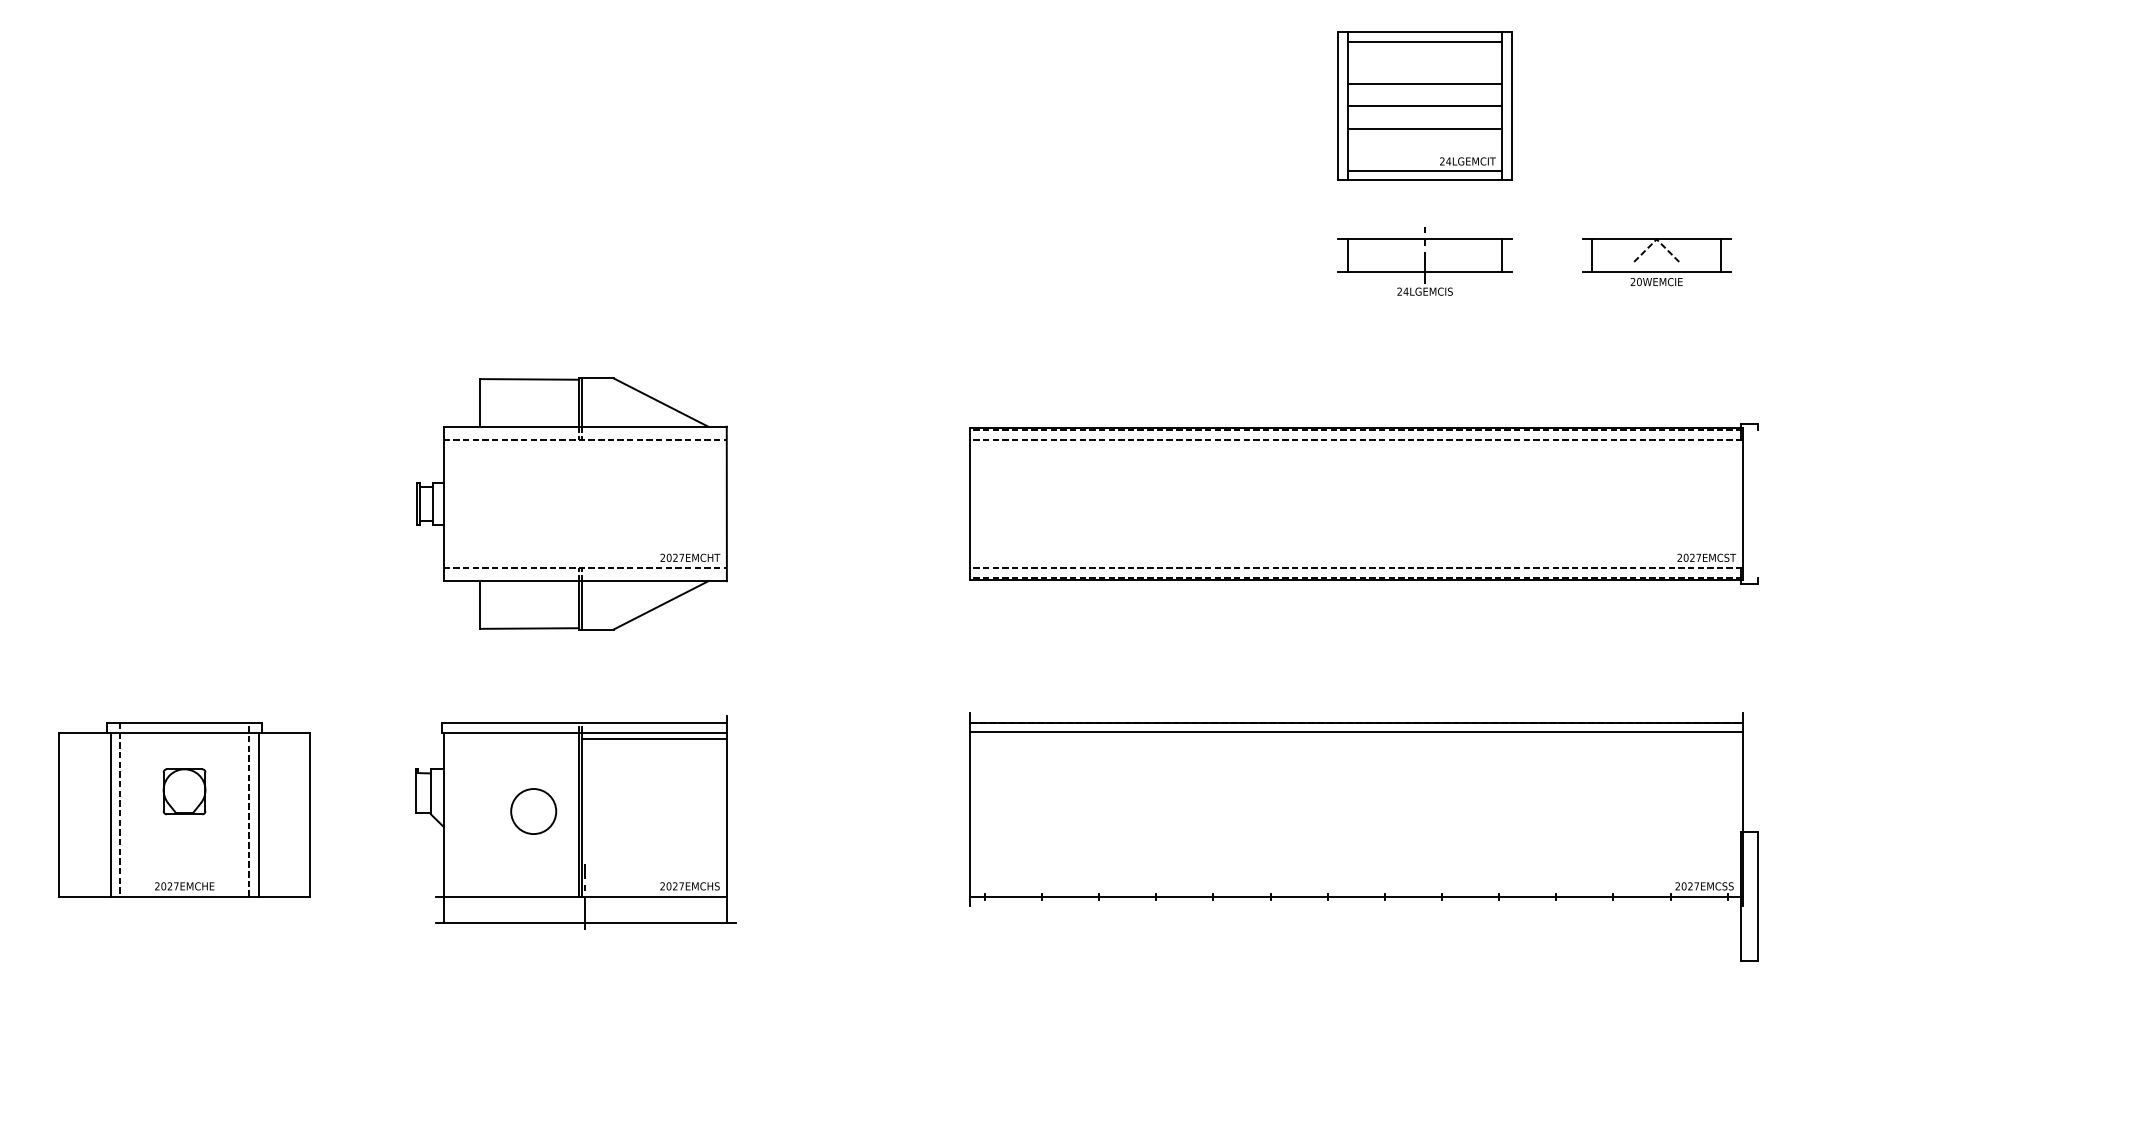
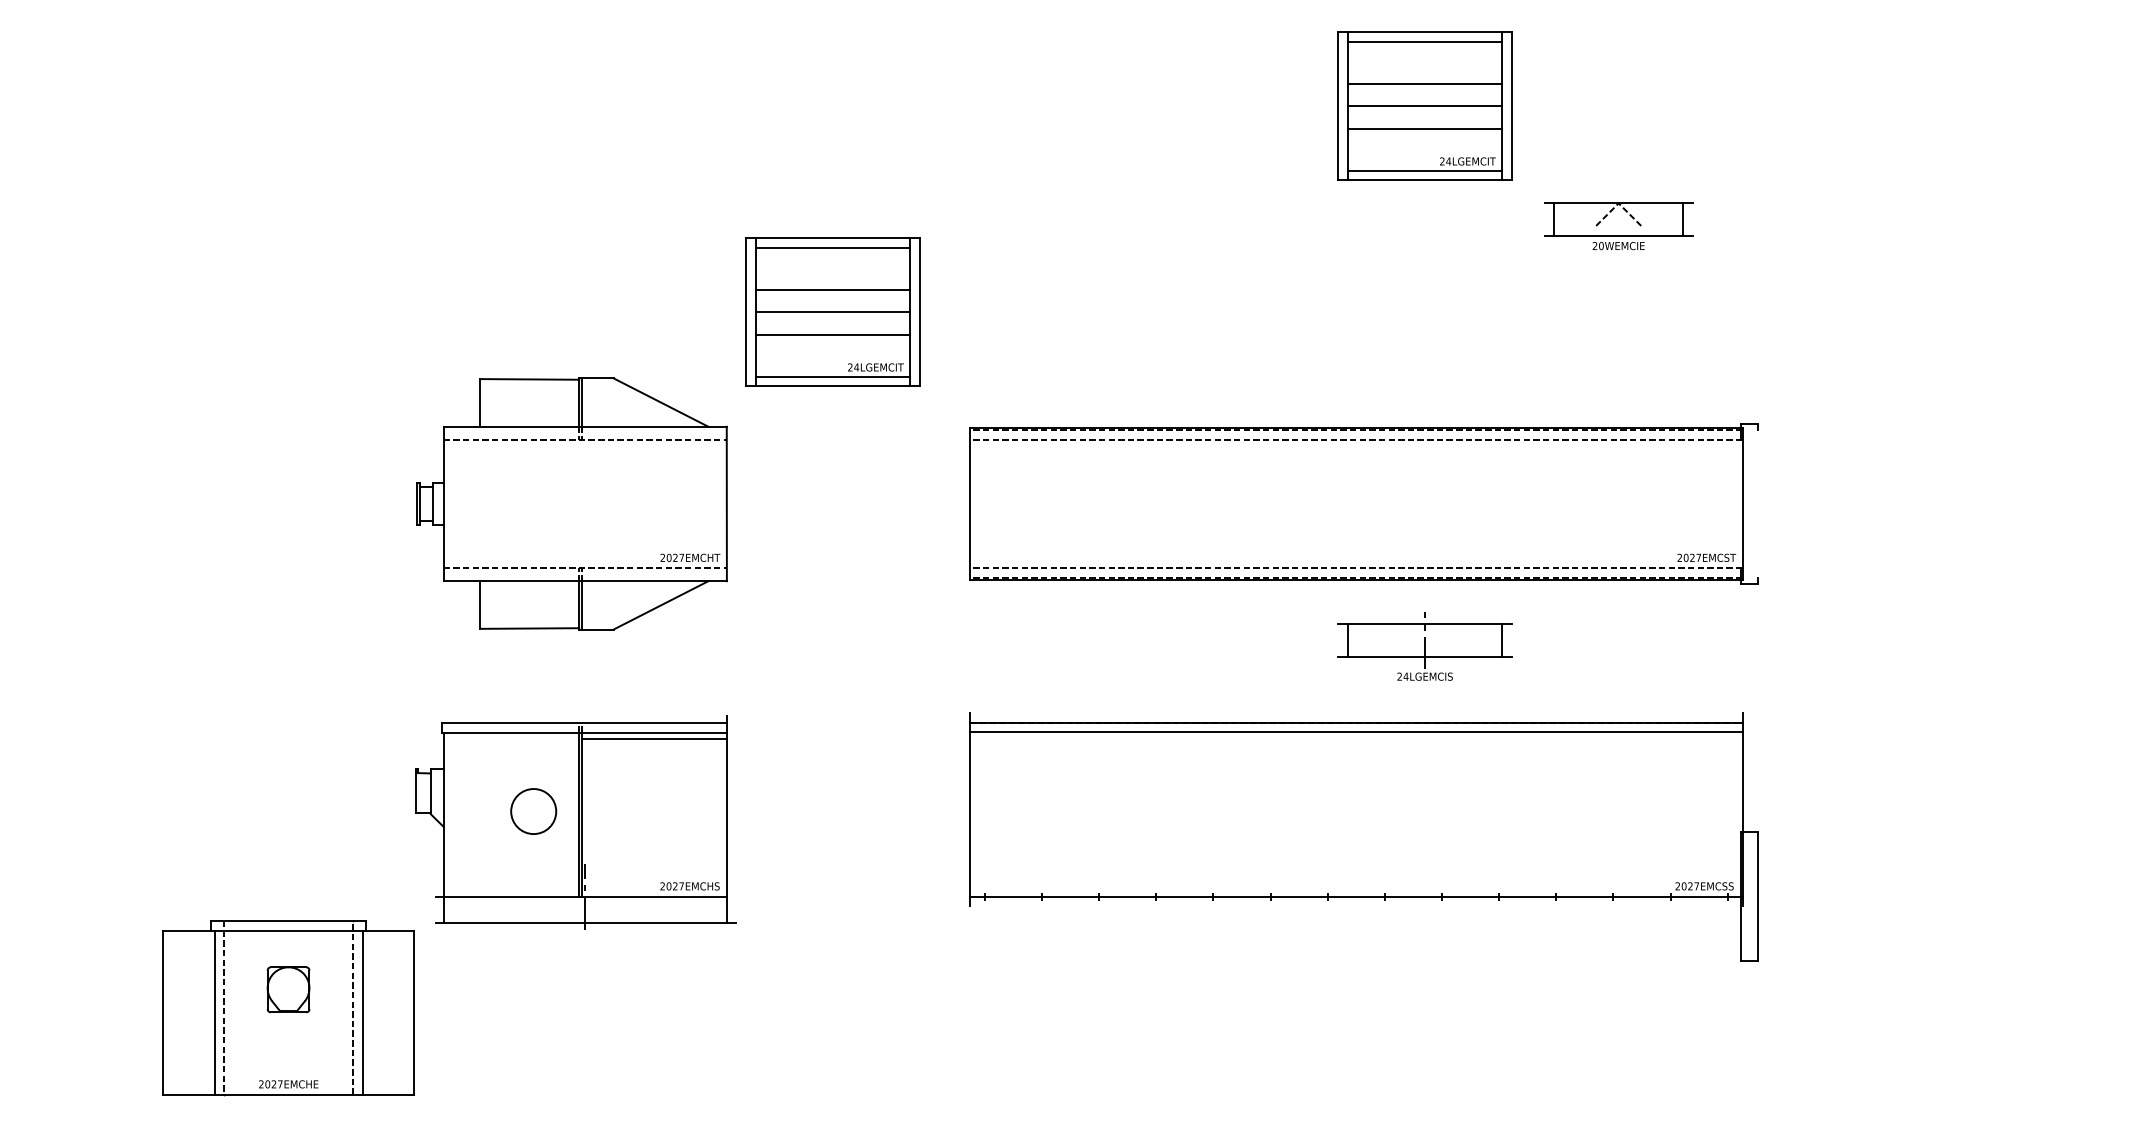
part position: (1424, 261) -> (1424, 646) (1424, 646)
part position: (1656, 262) -> (1618, 226) (1618, 226)
part: none -> present (832, 311)
part position: (184, 809) -> (288, 1007) (288, 1007)
